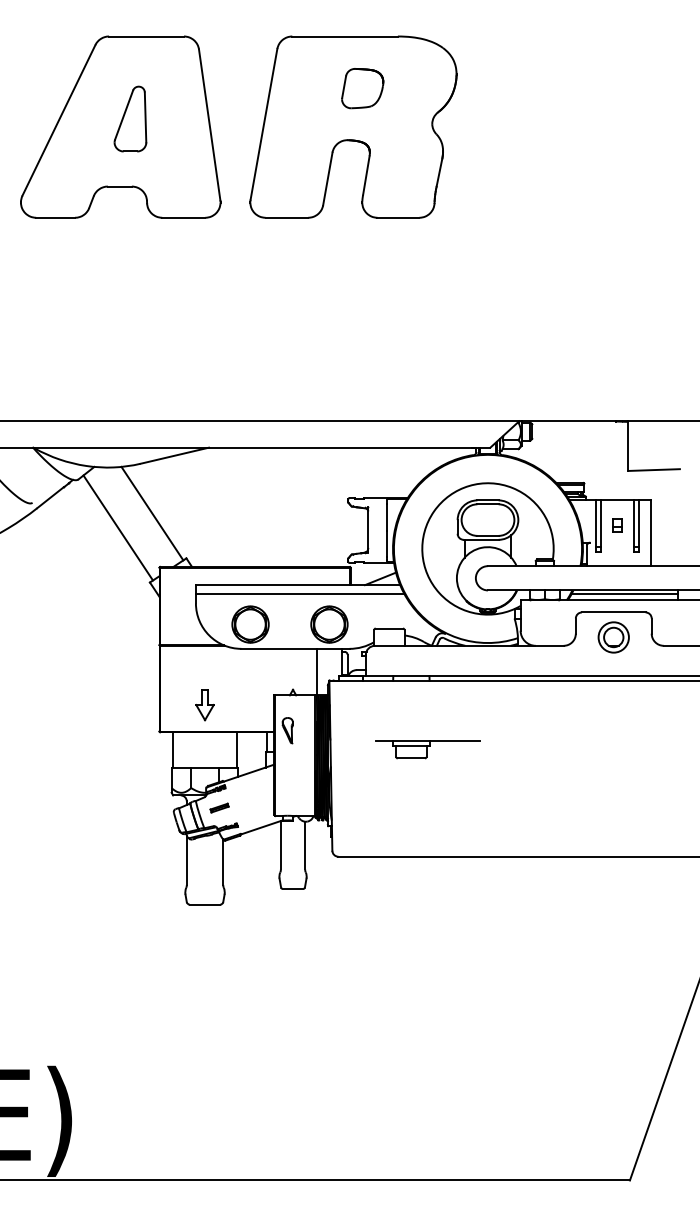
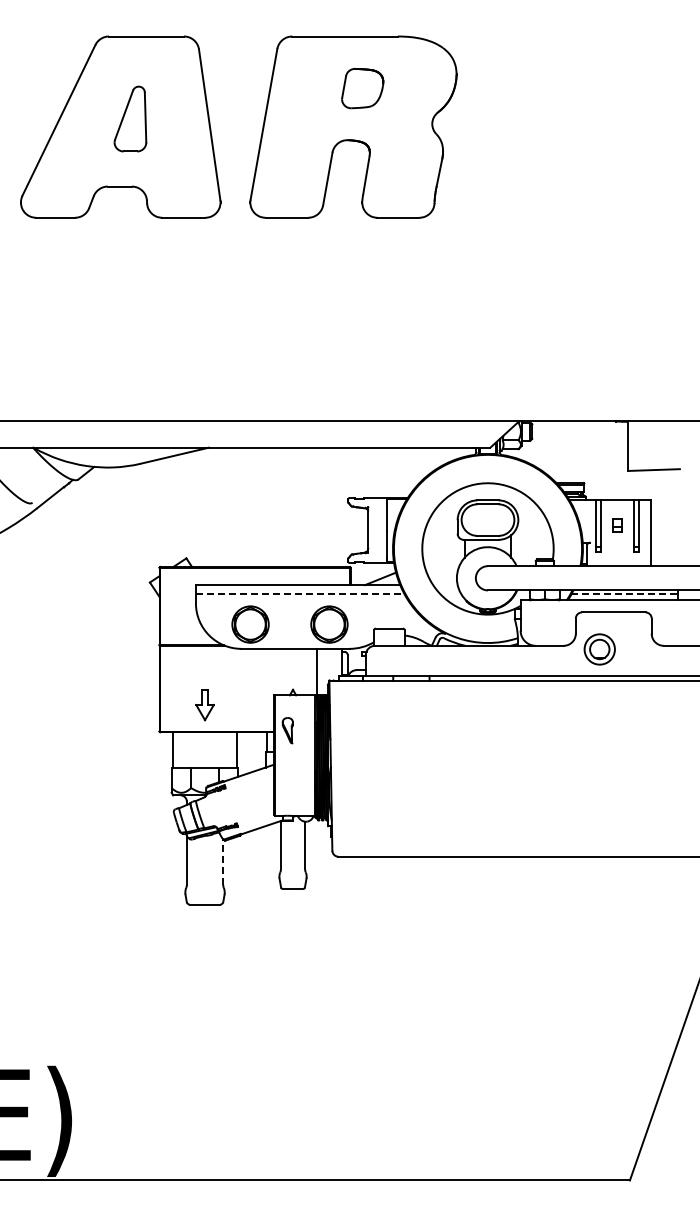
line: present -> none (152, 513)
line: present -> none (118, 527)
line: solid -> dashed (300, 594)
line: solid -> dashed (625, 594)
part position: (613, 637) -> (599, 649) (599, 649)
part: present -> none (427, 749)
part: present -> none (219, 807)
line: solid -> dashed (223, 862)
